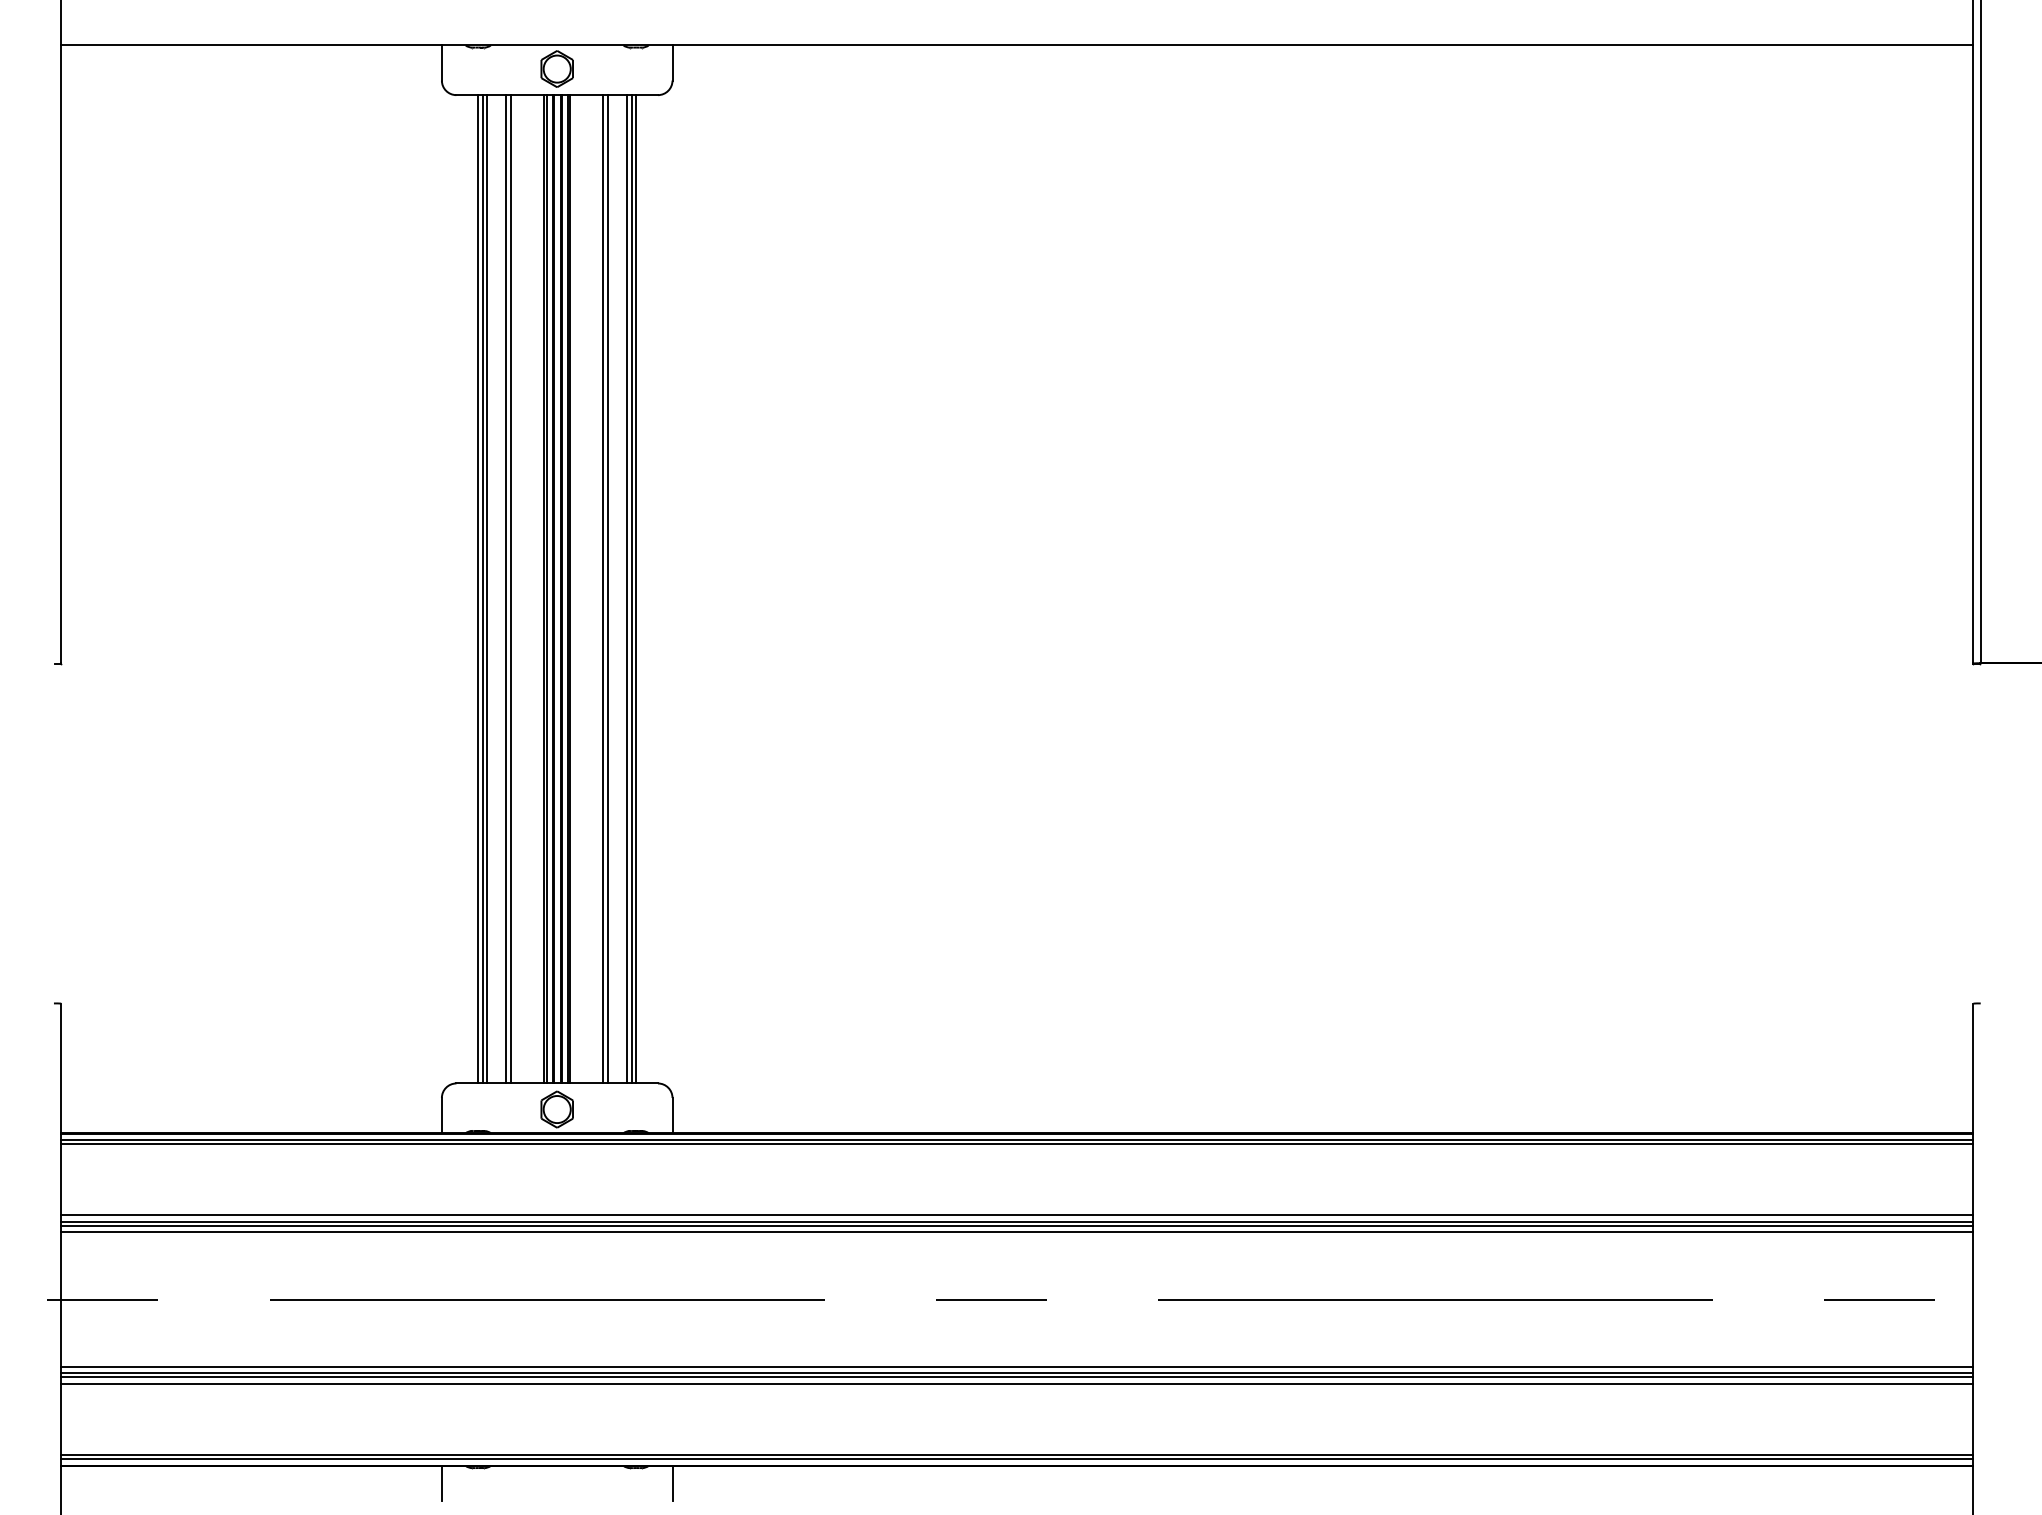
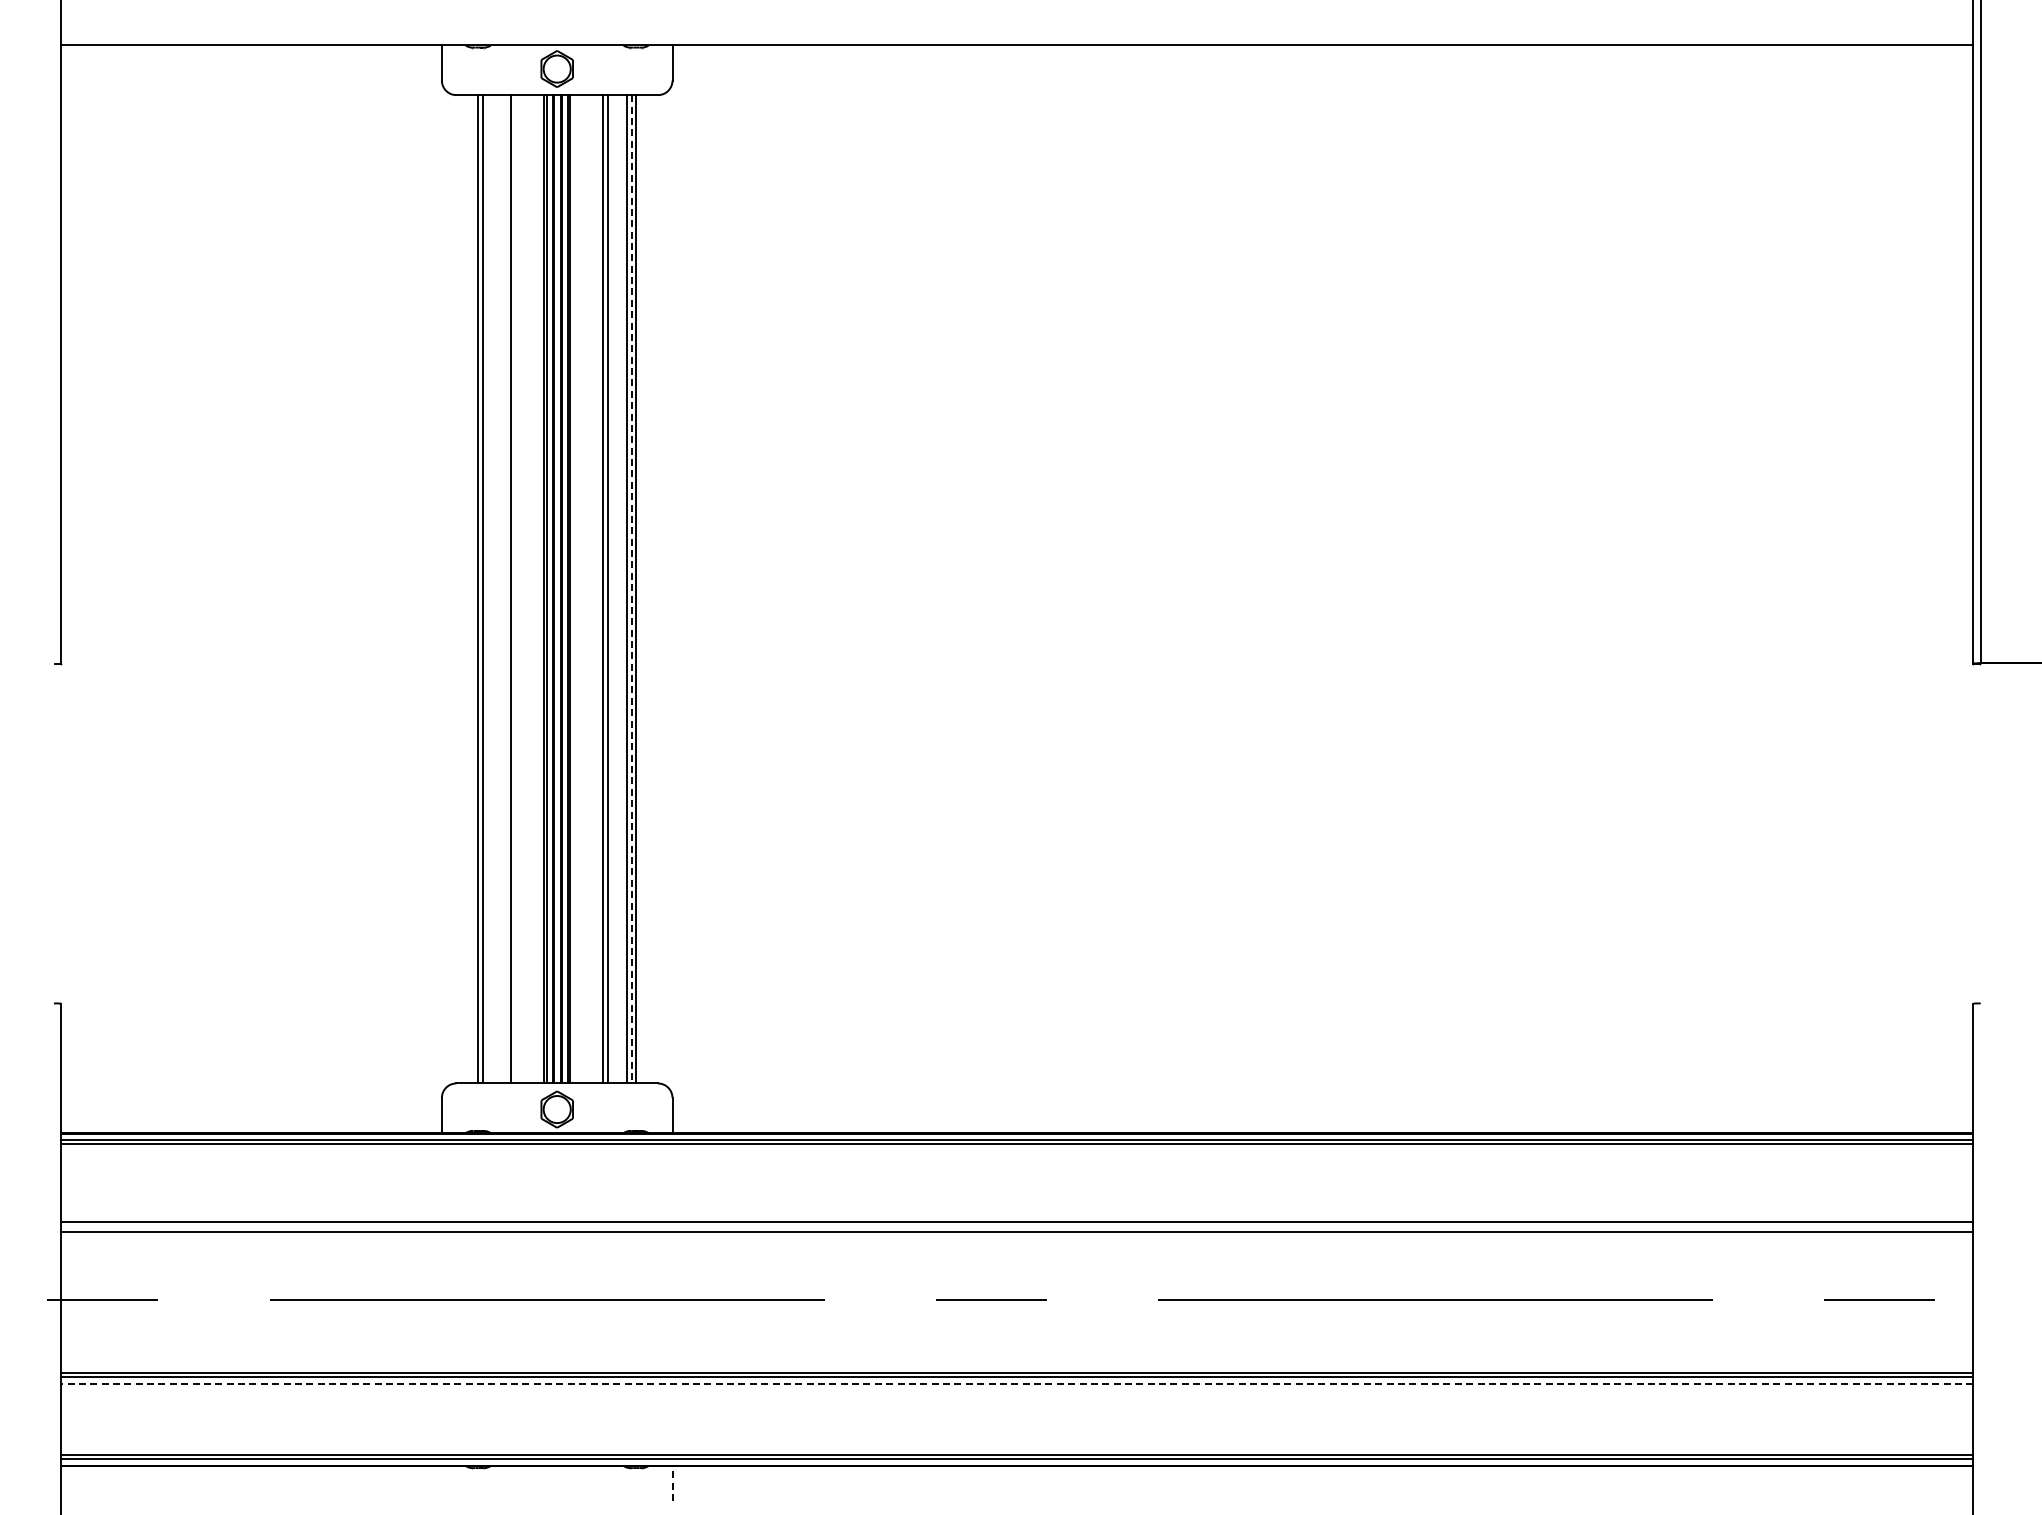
line: present -> none (487, 589)
line: present -> none (506, 589)
line: solid -> dashed (631, 589)
line: present -> none (1017, 1215)
line: present -> none (1017, 1225)
line: present -> none (1017, 1366)
line: solid -> dashed (1016, 1383)
line: present -> none (441, 1483)
line: solid -> dashed (672, 1483)
